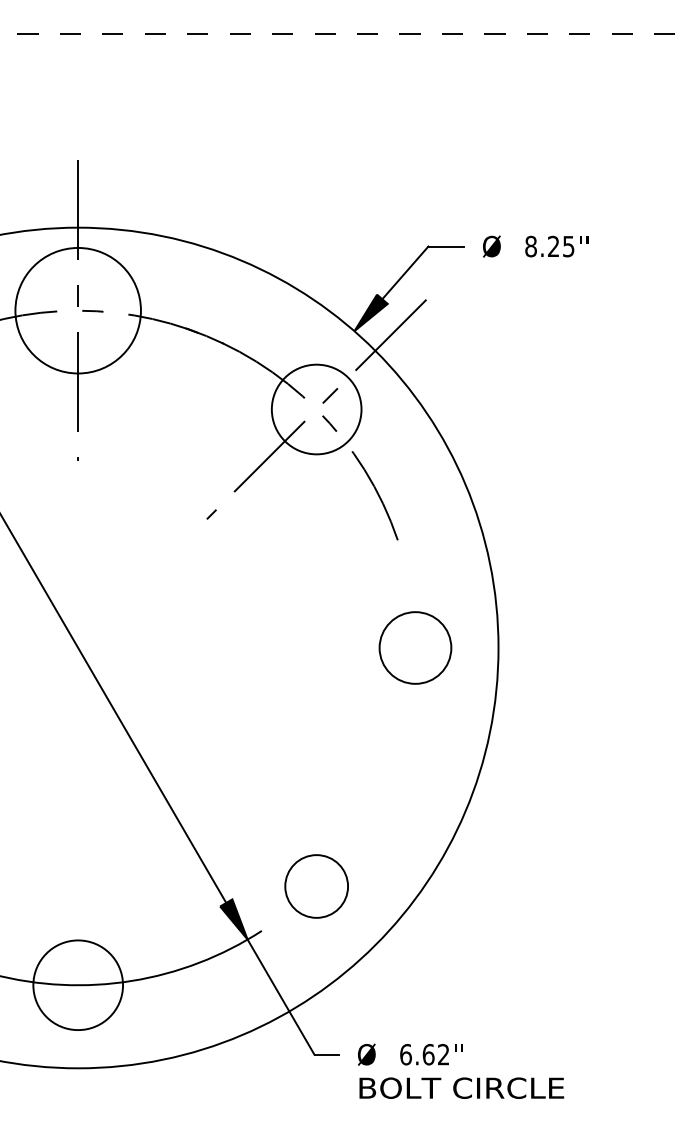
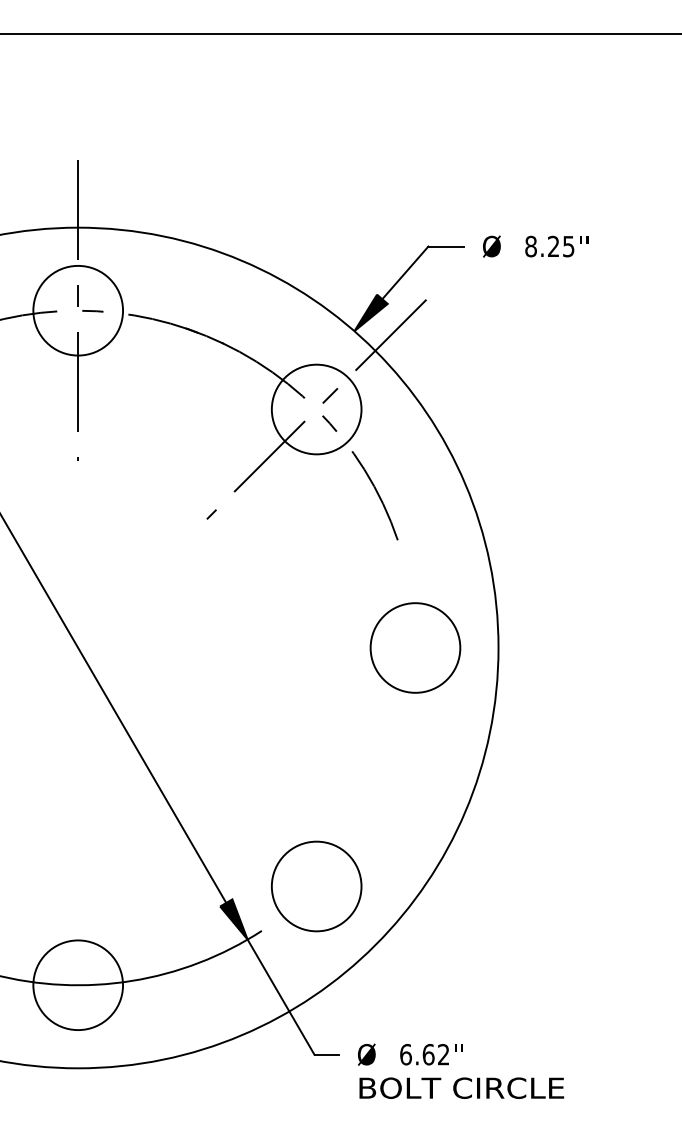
line: dashed -> solid (341, 33)
circle diameter: 126 px -> 90 px (78, 310)
circle size: 75x74 px -> 93x92 px (415, 647)
circle diameter: 63 px -> 90 px (316, 886)
